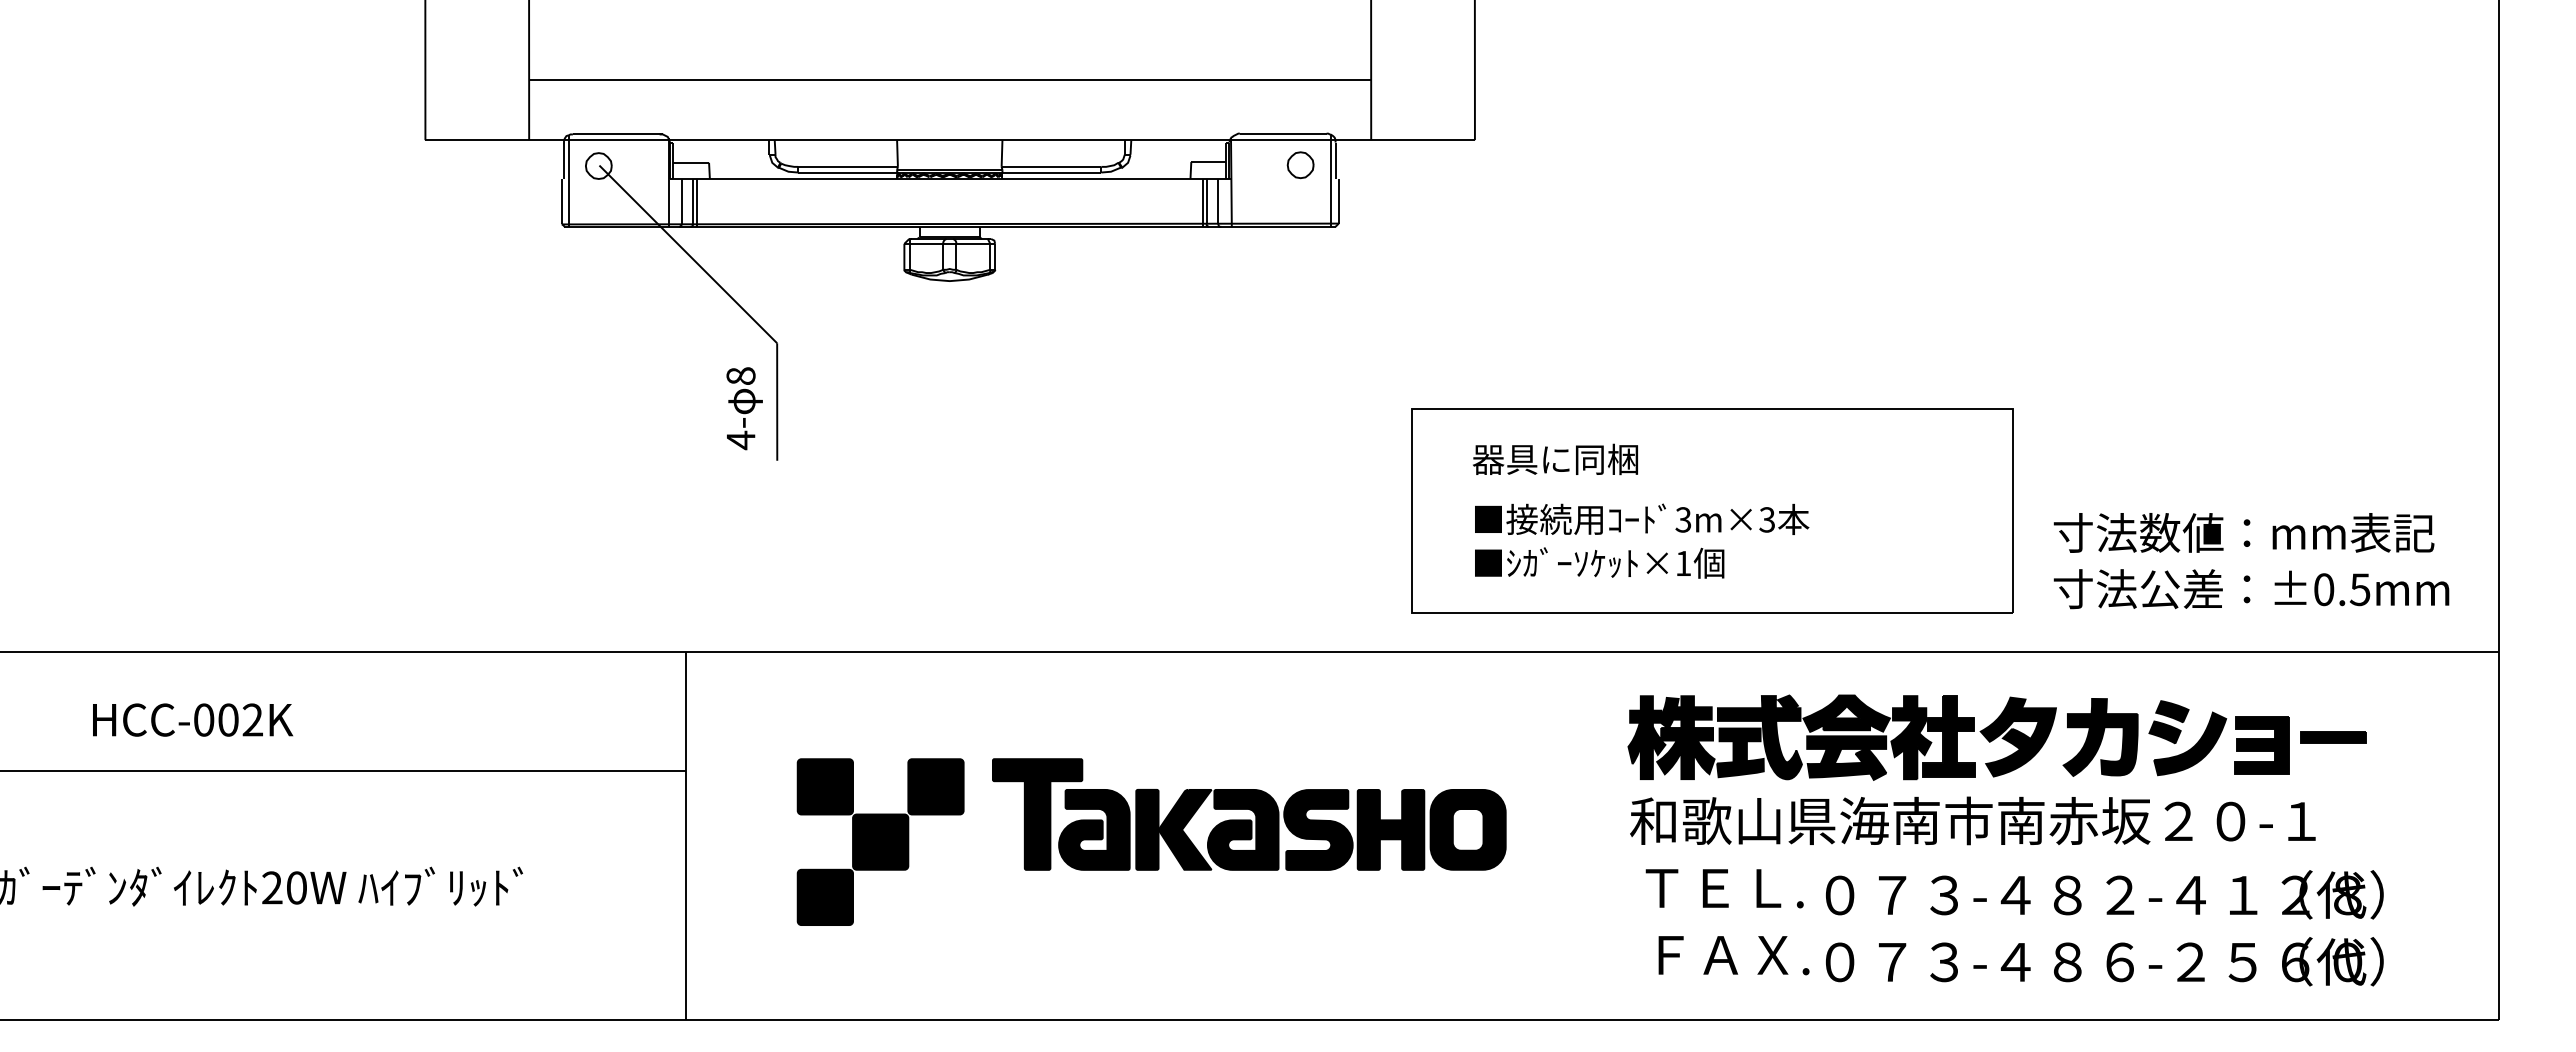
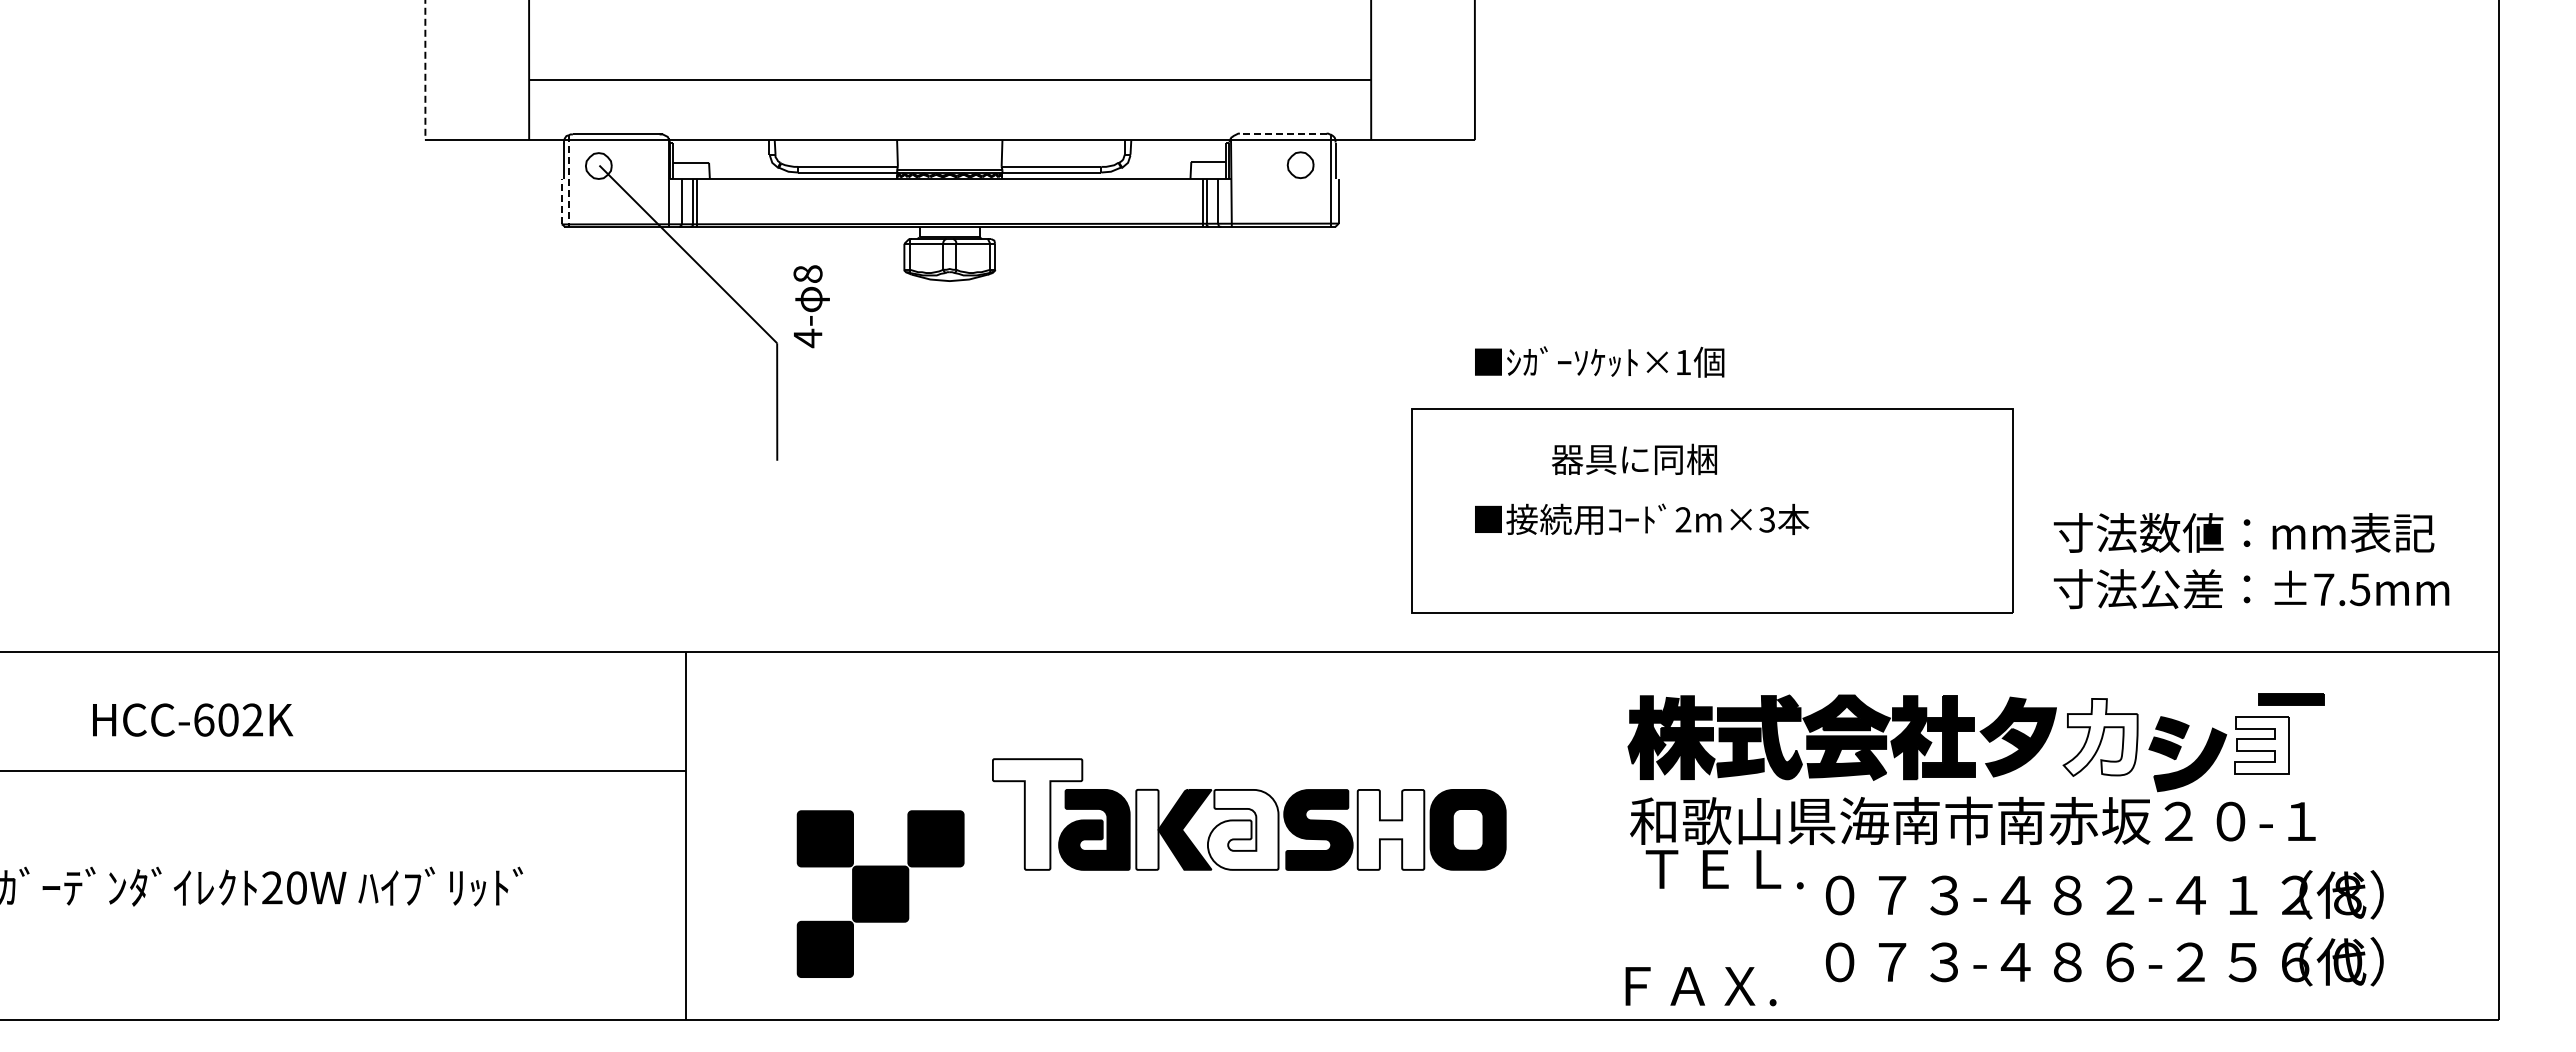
line: solid -> dashed (425, 70)
line: solid -> dashed (1282, 133)
line: solid -> dashed (568, 181)
line: solid -> dashed (561, 201)
text position: (744, 408) -> (811, 306) (811, 306)
text position: (1555, 459) -> (1634, 459) (1634, 459)
text: 3m×3 -> 2m×3 (1683, 519)
text position: (1599, 562) -> (1599, 361) (1599, 361)
text: ±0.5mm -> ±7.5mm (2324, 589)
text: HCC-002K -> HCC-602K (204, 719)
part position: (2180, 734) -> (2180, 750) (2180, 750)
fill: present -> none (2100, 736)
part position: (2333, 737) -> (2291, 699) (2291, 699)
fill: present -> none (2261, 744)
fill: present -> none (1037, 814)
fill: present -> none (1147, 829)
fill: present -> none (1242, 829)
fill: present -> none (1390, 829)
part position: (880, 841) -> (880, 893) (880, 893)
text position: (1724, 888) -> (1724, 869) (1724, 869)
text position: (1733, 955) -> (1700, 986) (1700, 986)
